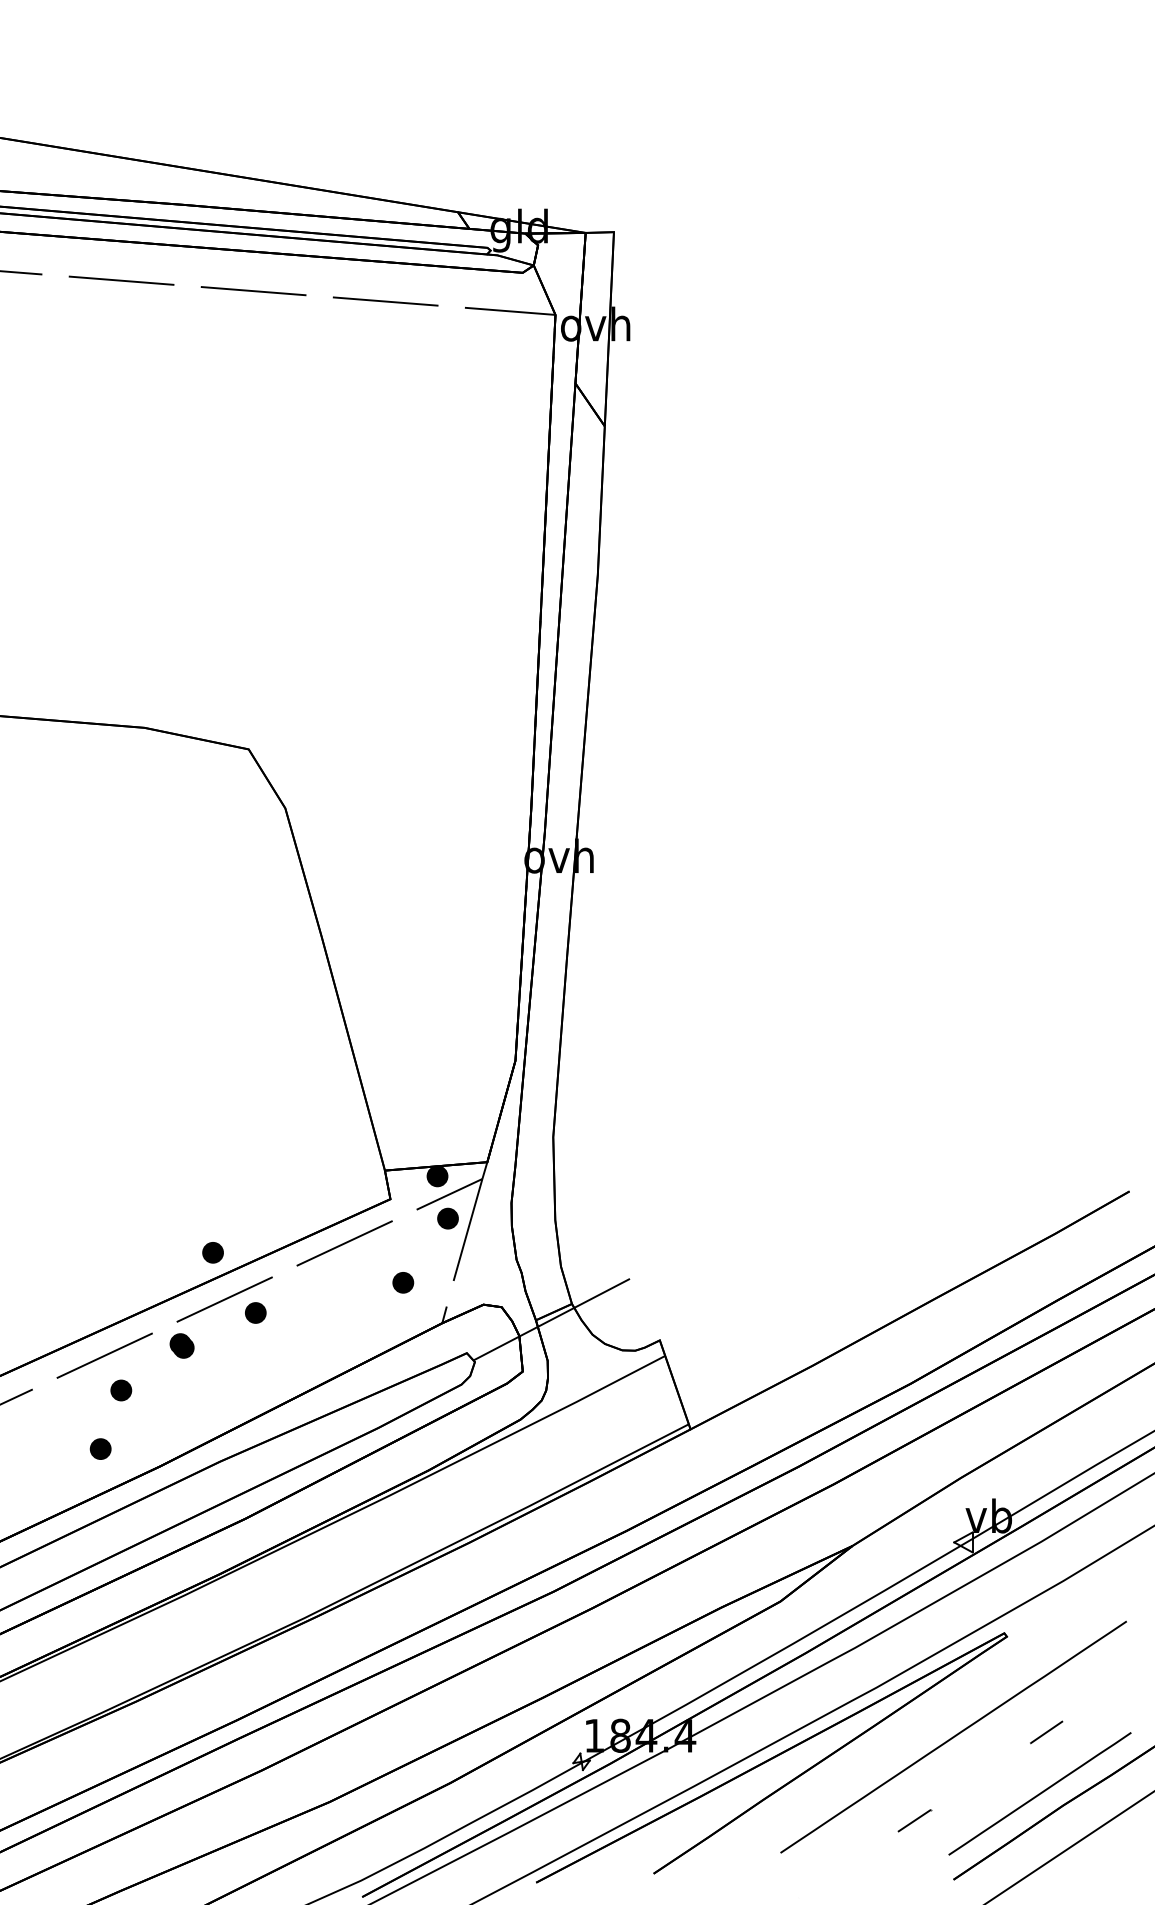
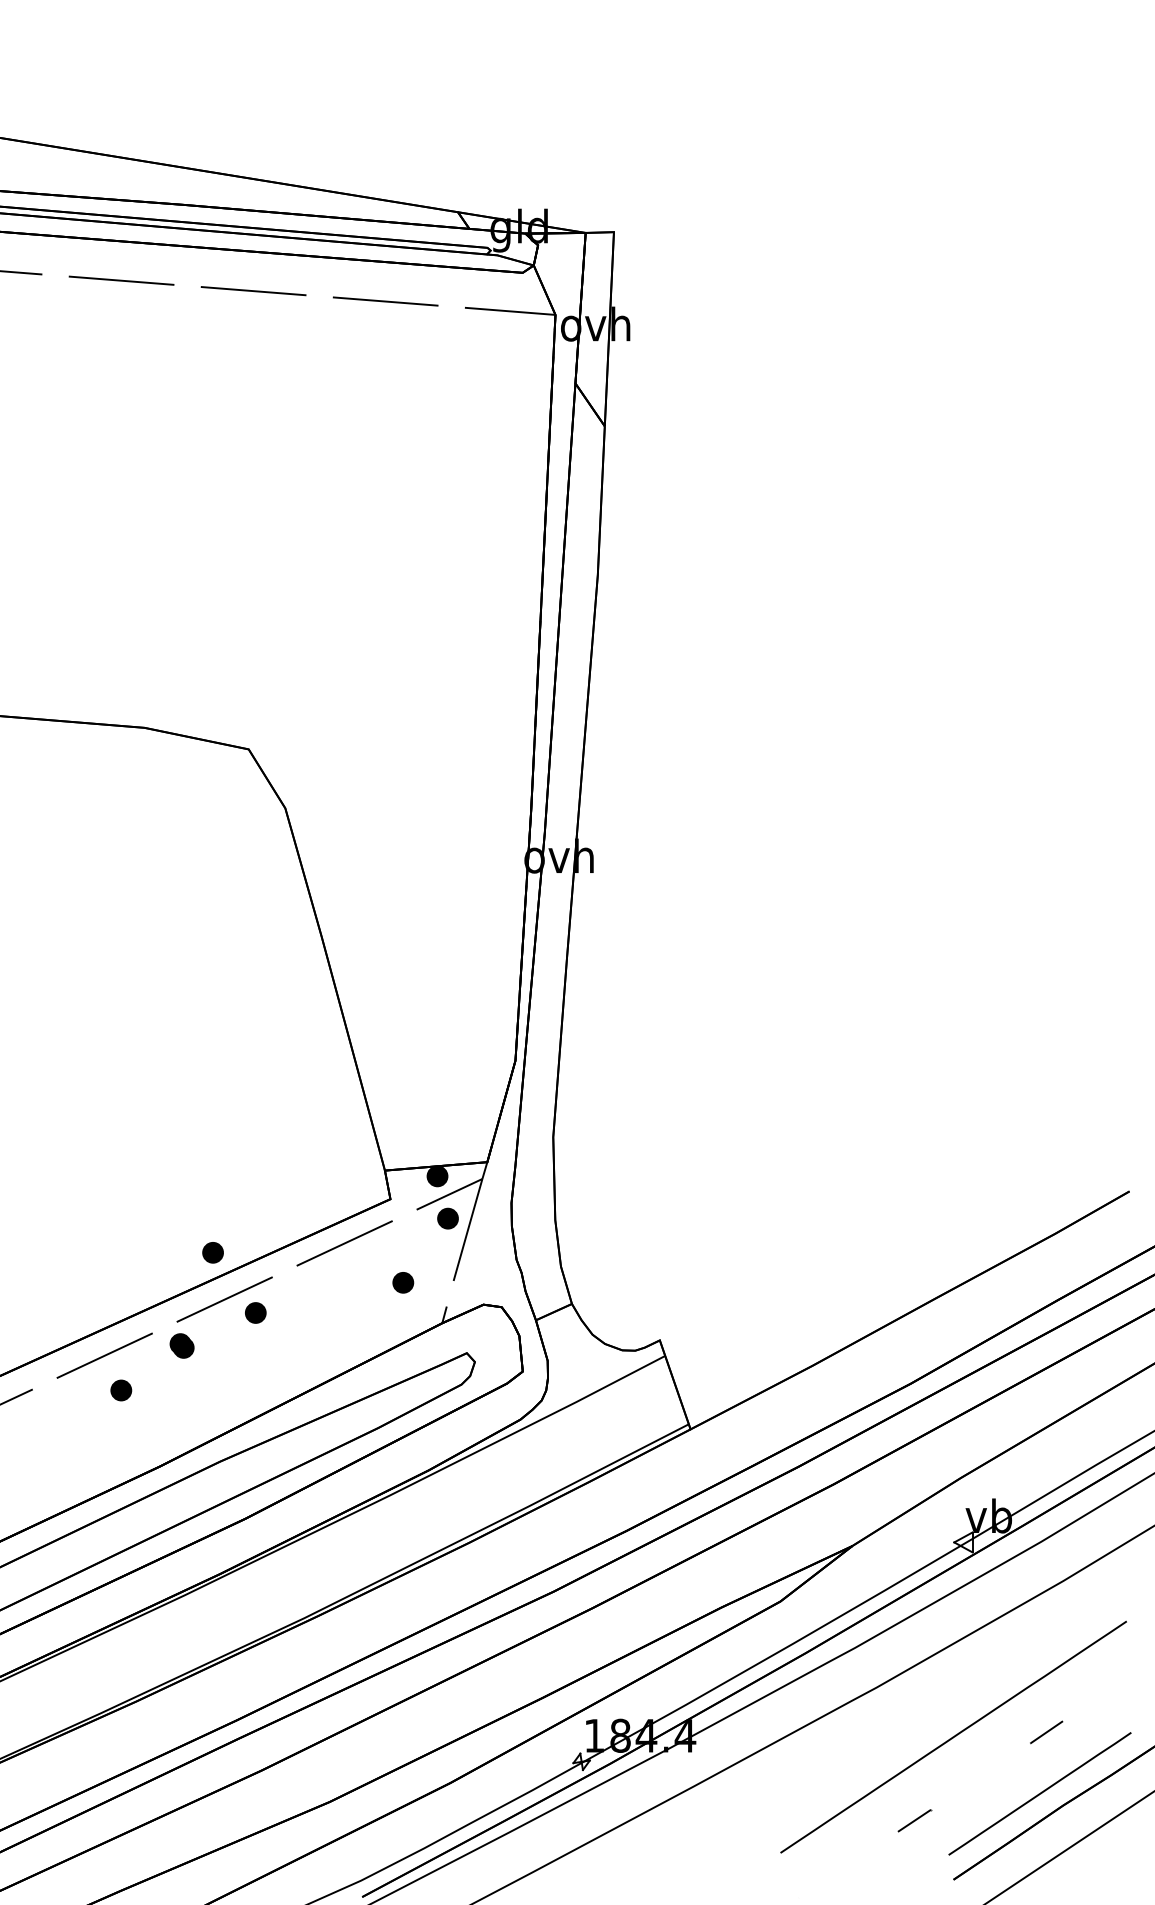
line: present -> none (551, 1319)
part: present -> none (100, 1448)
part: present -> none (772, 1757)
